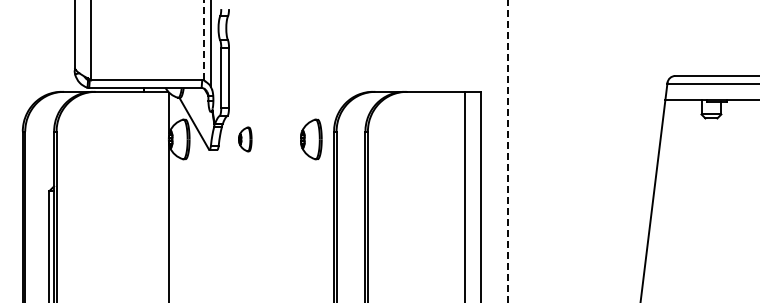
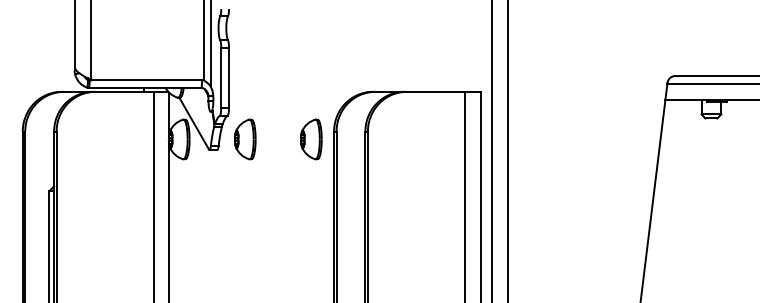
line: dashed -> solid (203, 40)
part size: 15x27 px -> 23x43 px (245, 139)
line: none -> present (492, 150)
line: dashed -> solid (507, 151)
line: none -> present (153, 195)
